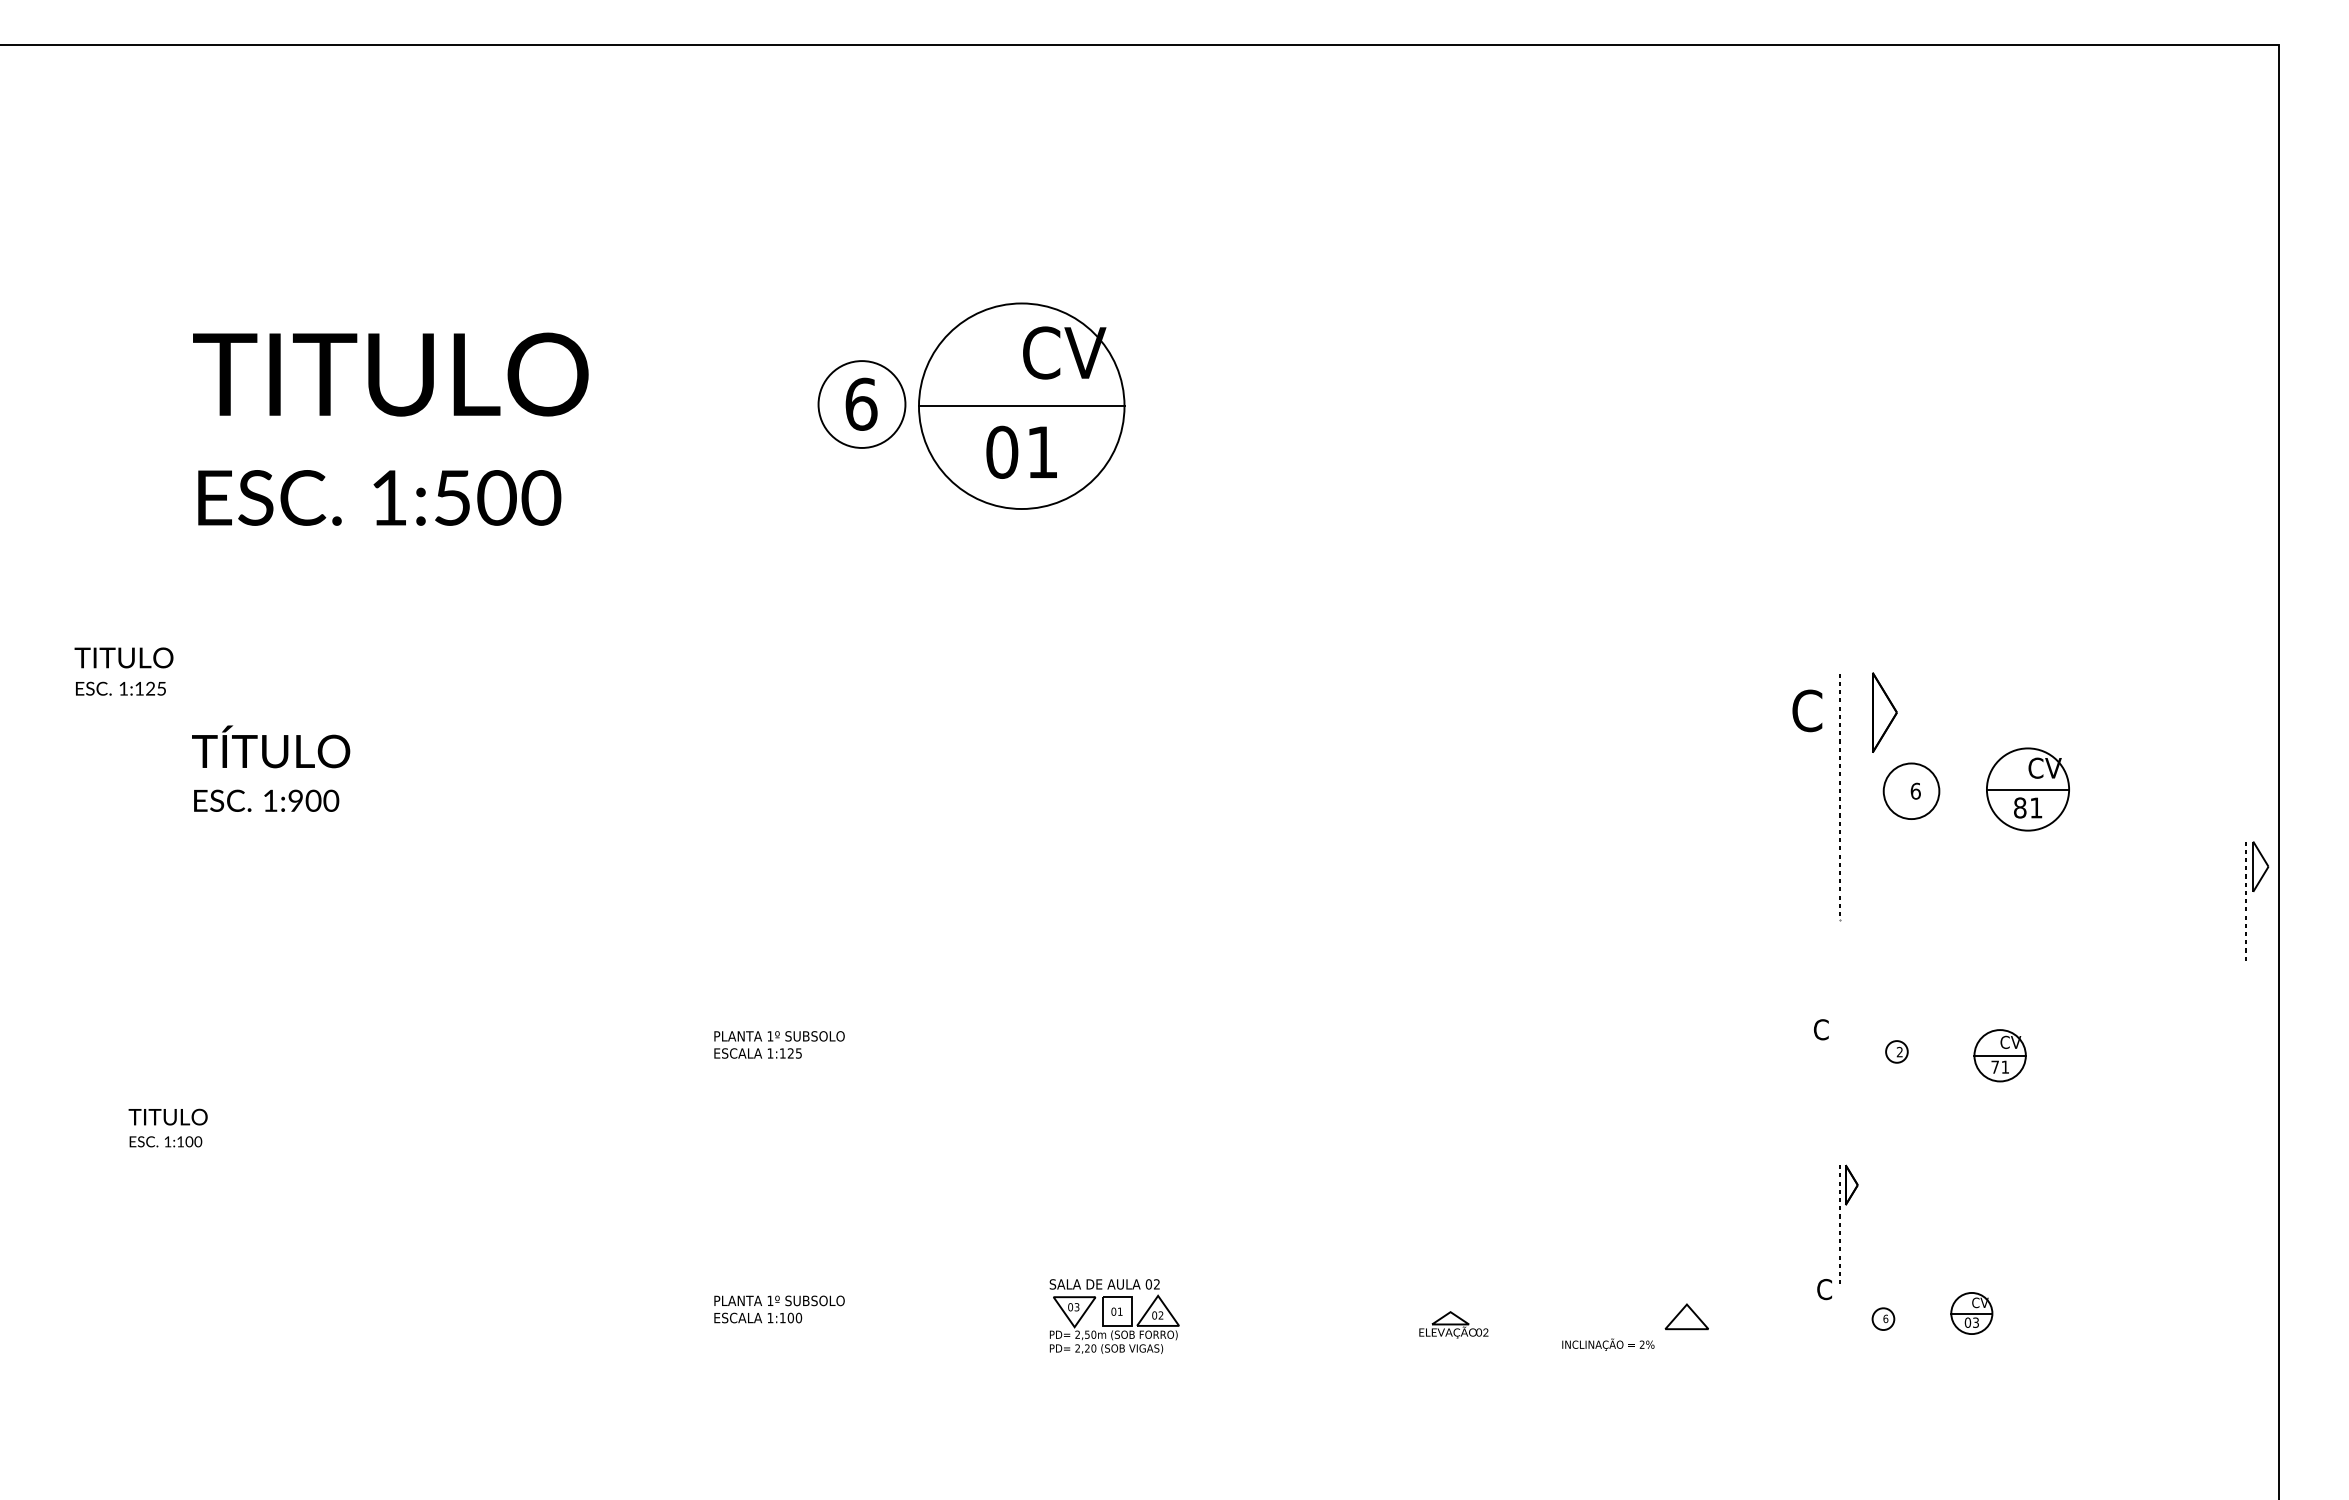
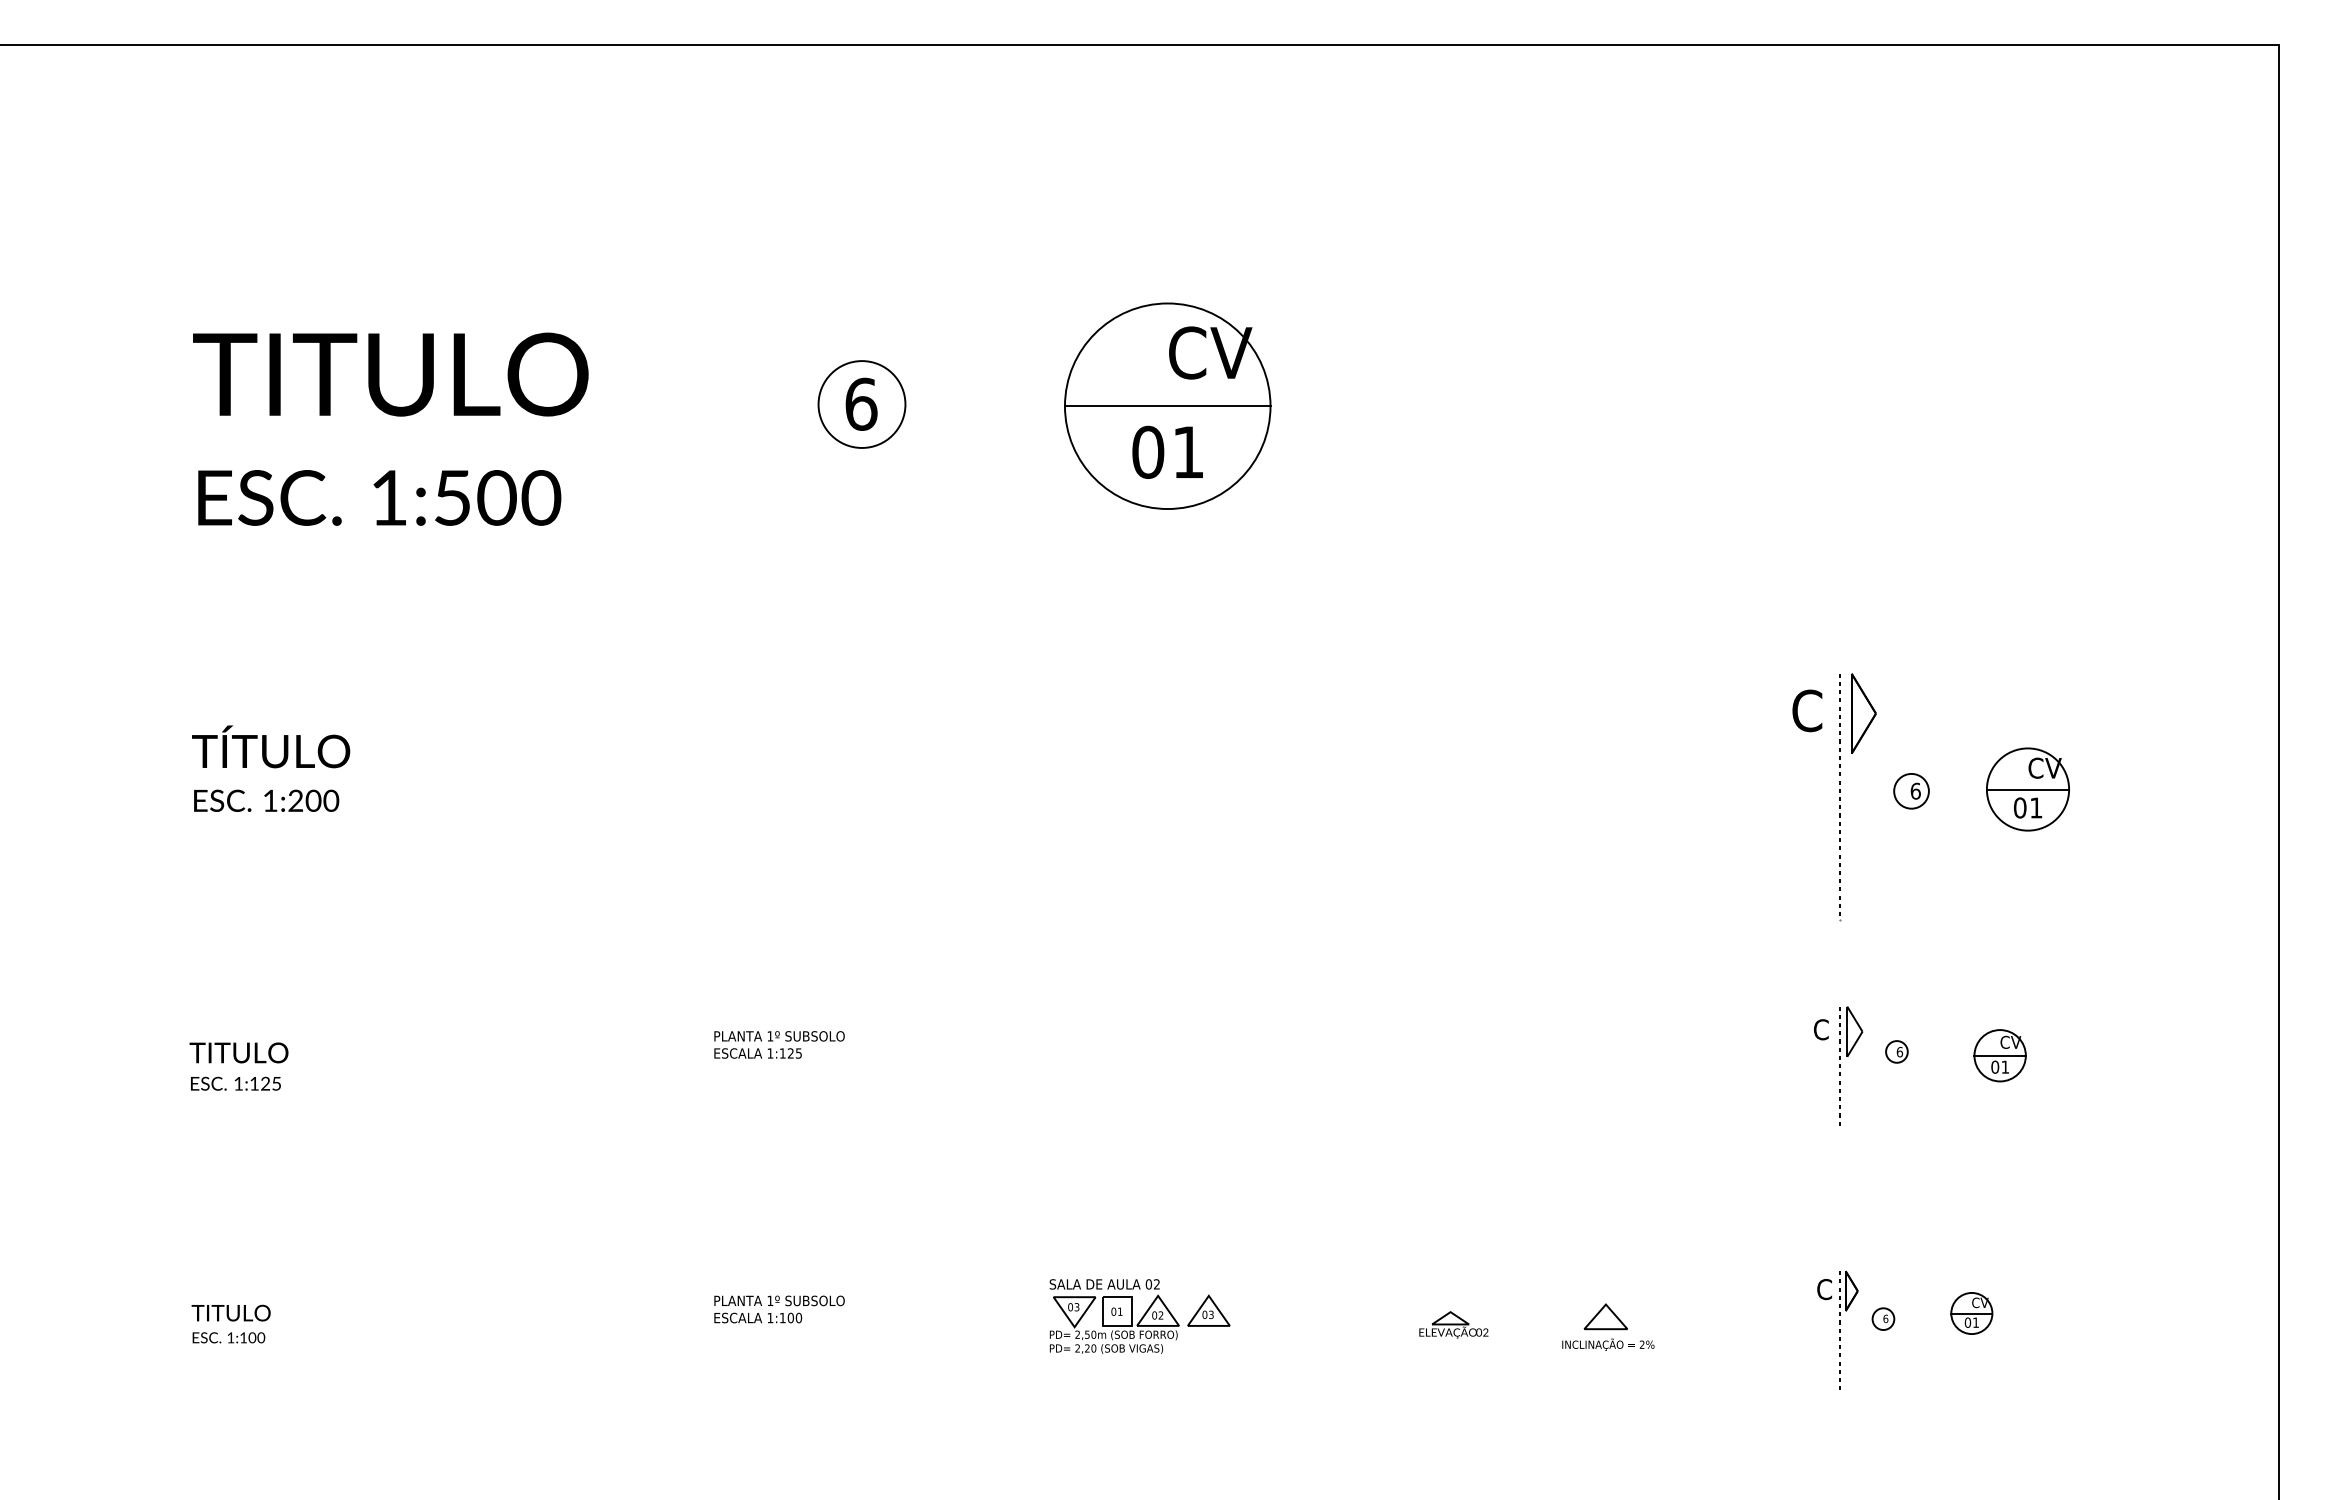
part position: (1021, 405) -> (1167, 405) (1167, 405)
text position: (123, 671) -> (238, 1066) (238, 1066)
part position: (1884, 712) -> (1863, 713) (1863, 713)
circle diameter: 56 px -> 35 px (1911, 790)
text: 1:900 -> 1:200 (295, 800)
text: 81 -> 01 (2019, 807)
part position: (2254, 891) -> (1848, 1056) (1848, 1056)
text: 2 -> 6 (1899, 1051)
text: 71 -> 01 (1995, 1066)
text position: (167, 1127) -> (230, 1323) (230, 1323)
part position: (1840, 1223) -> (1840, 1329) (1840, 1329)
part: none -> present (1208, 1310)
part position: (1686, 1316) -> (1605, 1316) (1605, 1316)
text: 03 -> 01 (1975, 1322)
